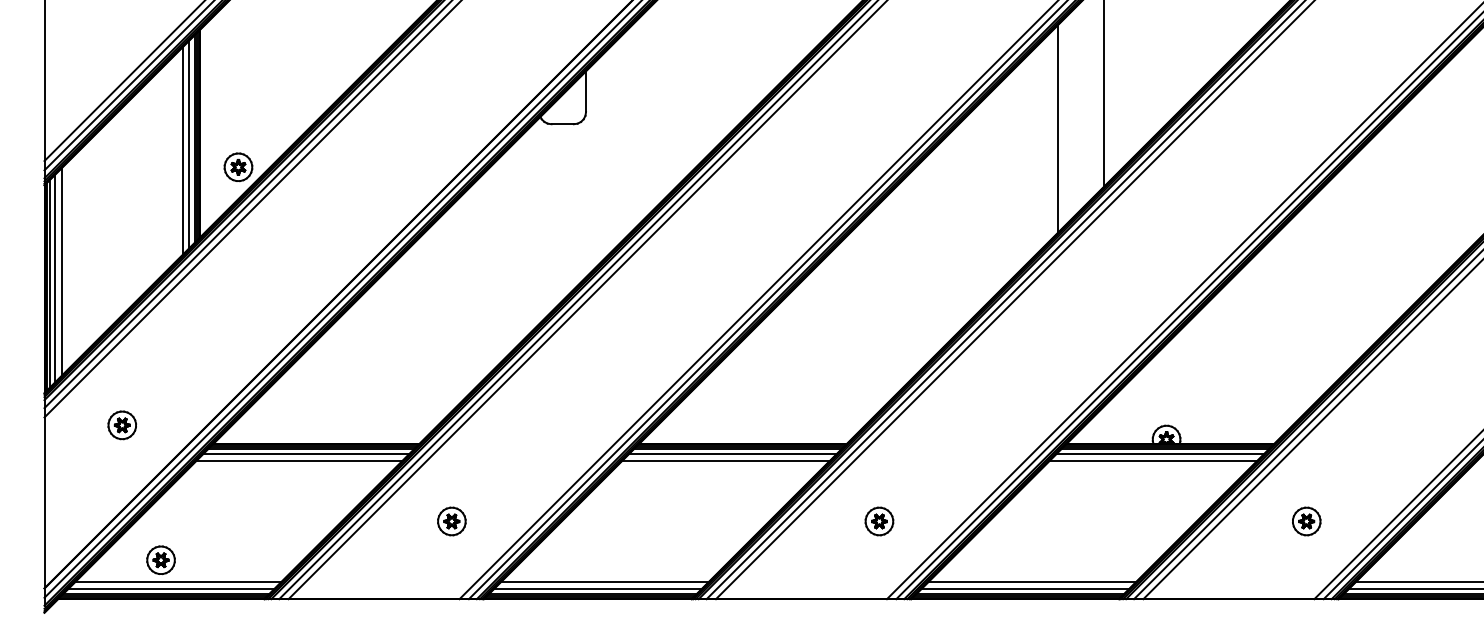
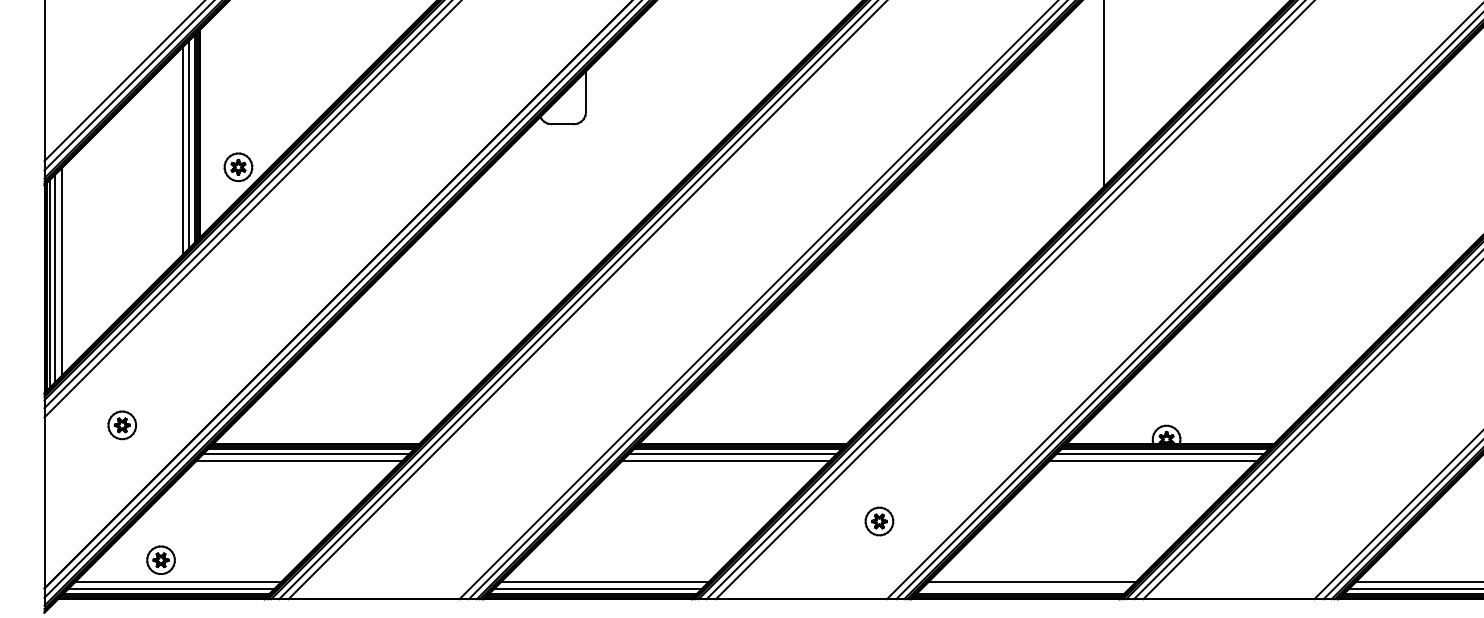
line: present -> none (1057, 129)
part: present -> none (451, 521)
part: present -> none (1306, 521)
line: present -> none (1025, 588)
